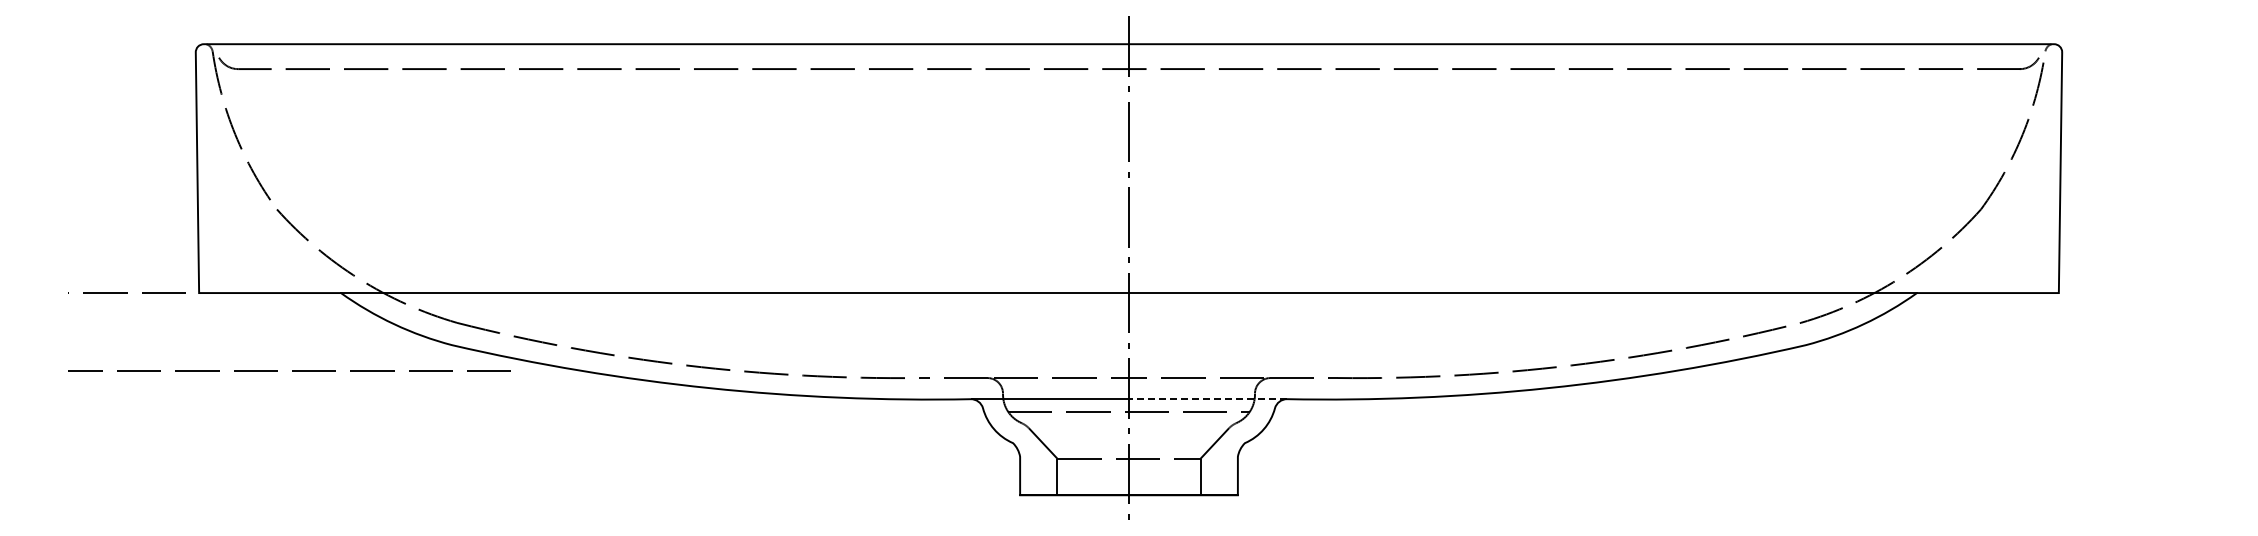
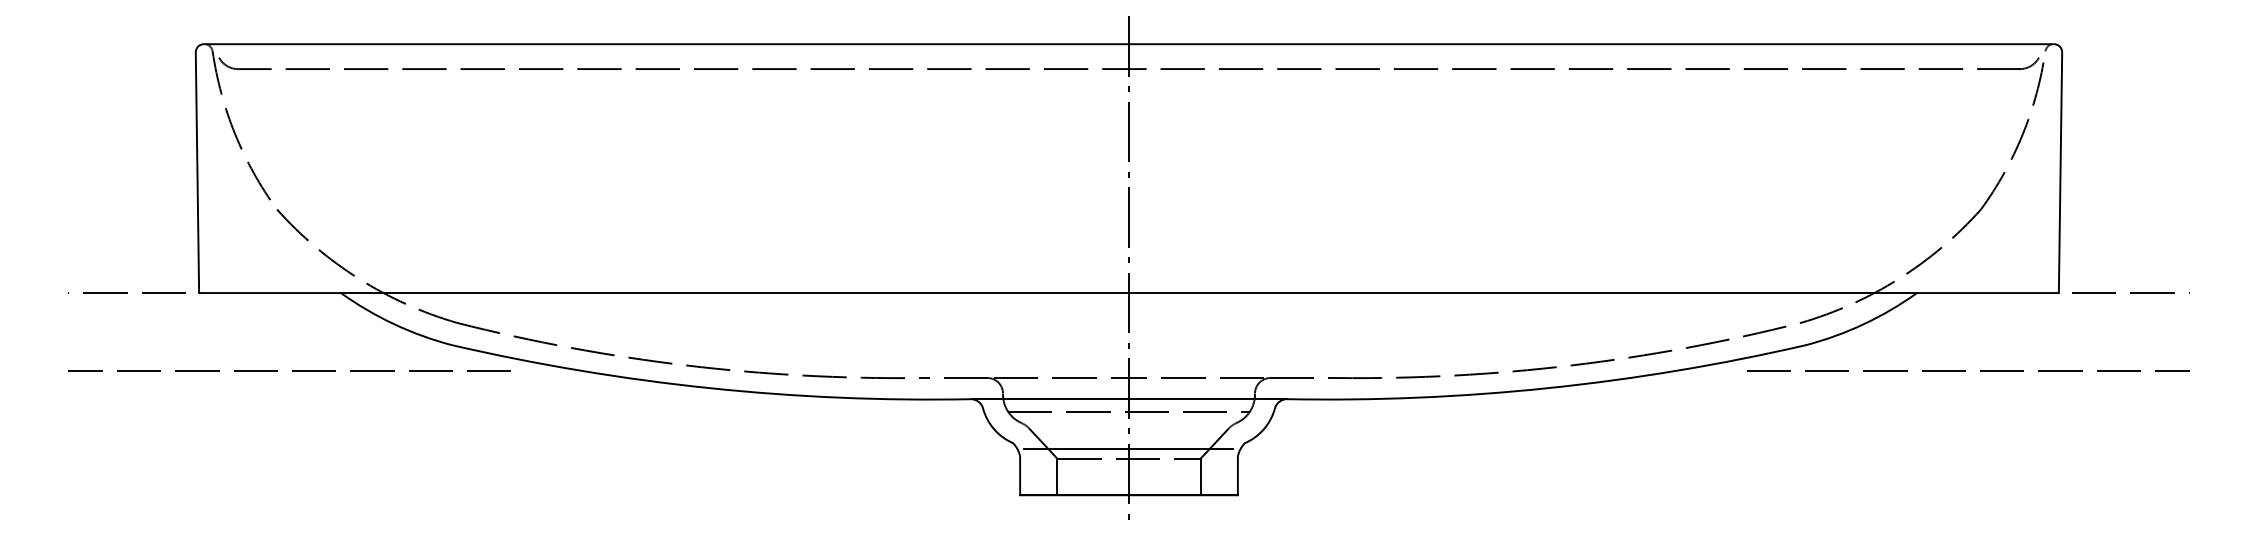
line: none -> present (2130, 292)
line: none -> present (1965, 370)
line: dashed -> solid (1207, 399)
line: none -> present (1128, 449)
